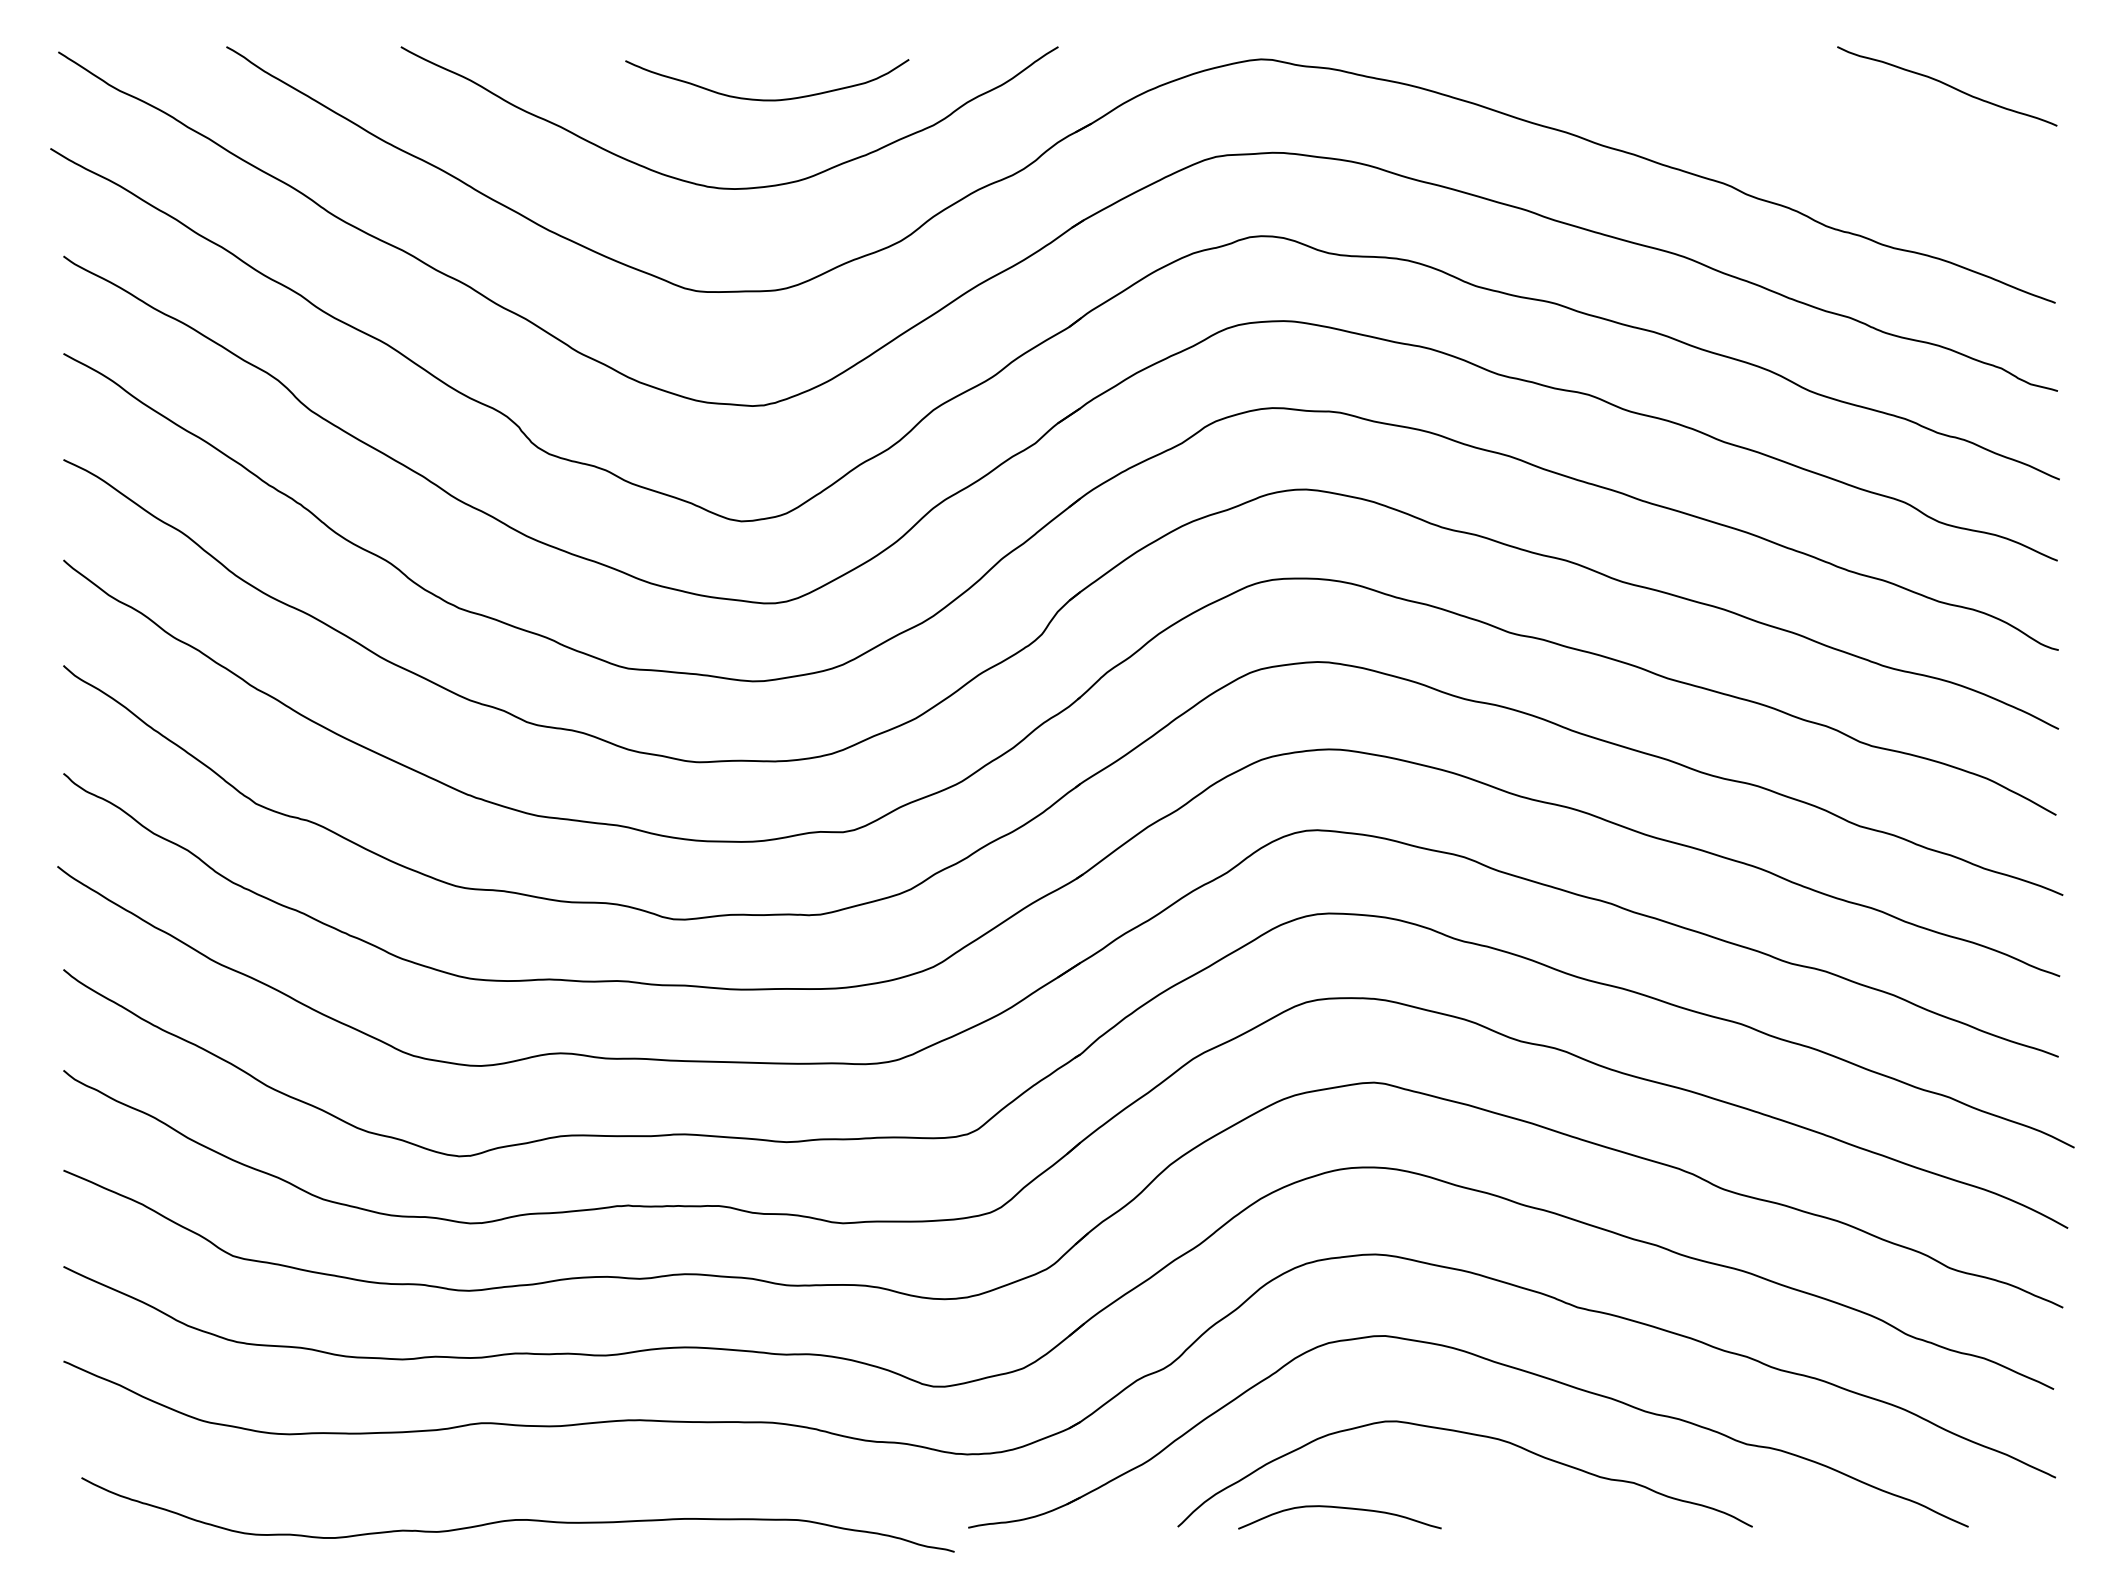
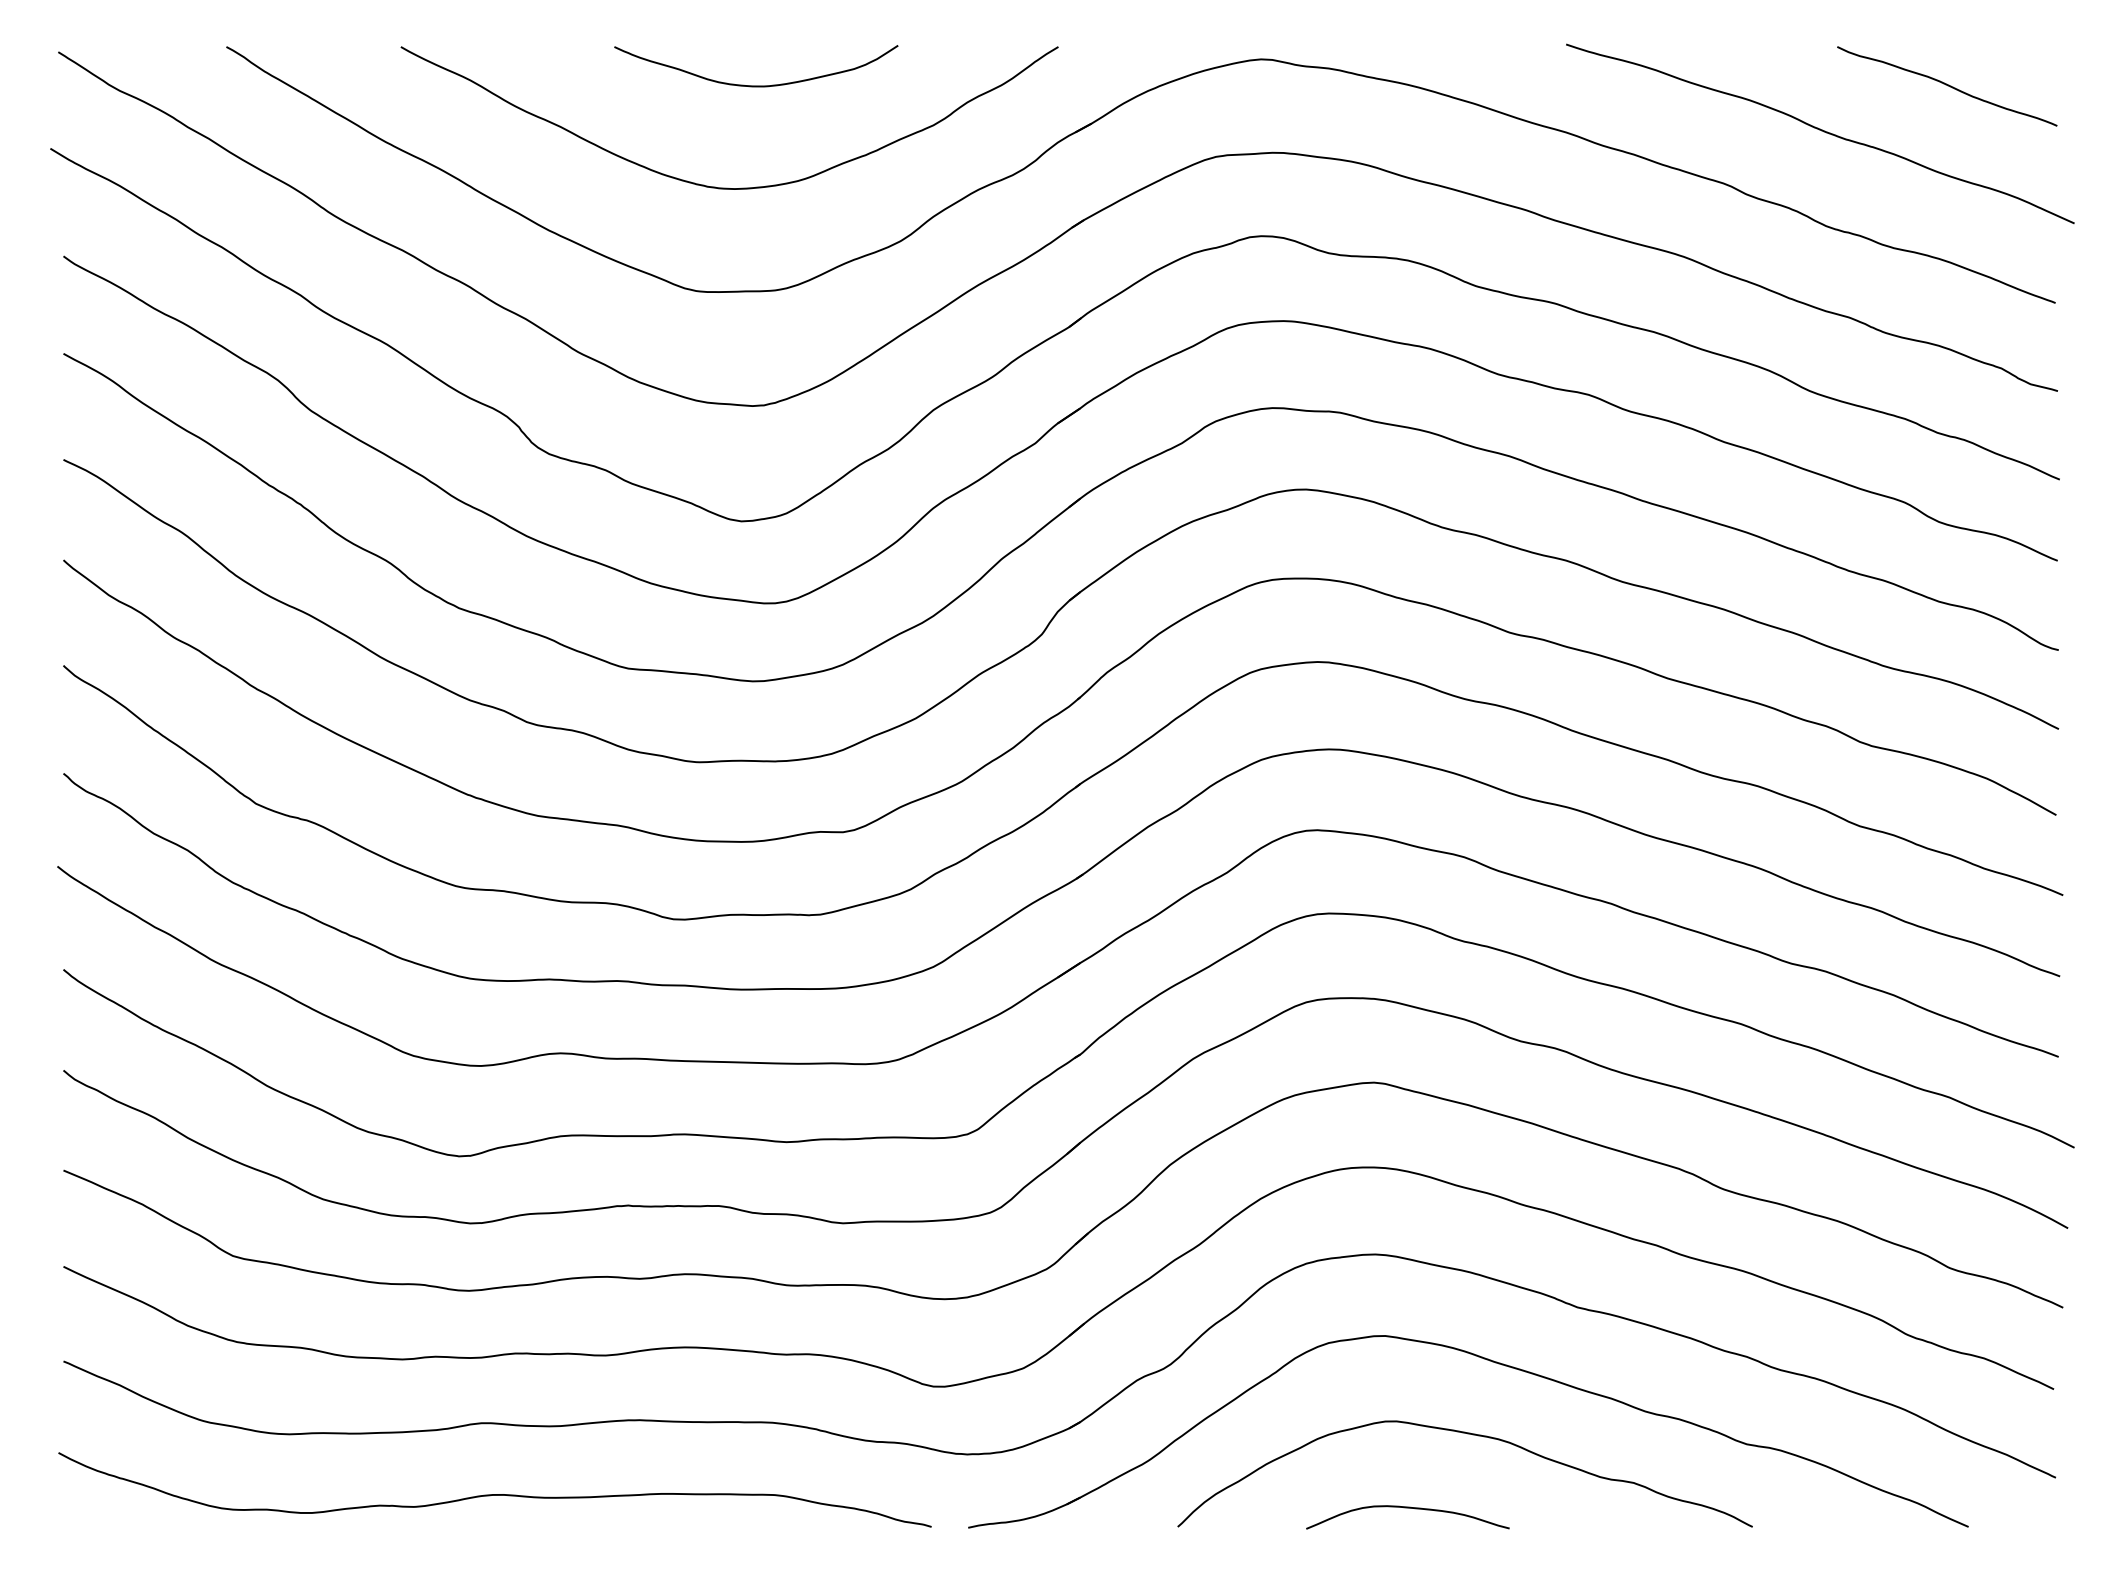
curve position: (767, 99) -> (756, 85) (756, 85)
curve: none -> present (1821, 131)
curve position: (1339, 1508) -> (1407, 1508) (1407, 1508)
curve position: (517, 1519) -> (494, 1494) (494, 1494)
